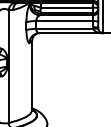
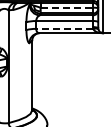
line: solid -> dashed (67, 7)
line: solid -> dashed (64, 28)
